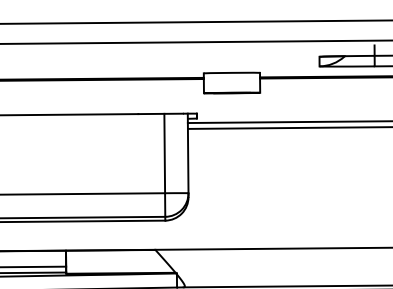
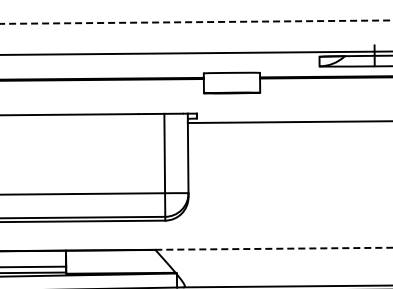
line: solid -> dashed (196, 22)
line position: (195, 41) -> (195, 52) (195, 52)
line: present -> none (288, 127)
line: solid -> dashed (274, 248)
